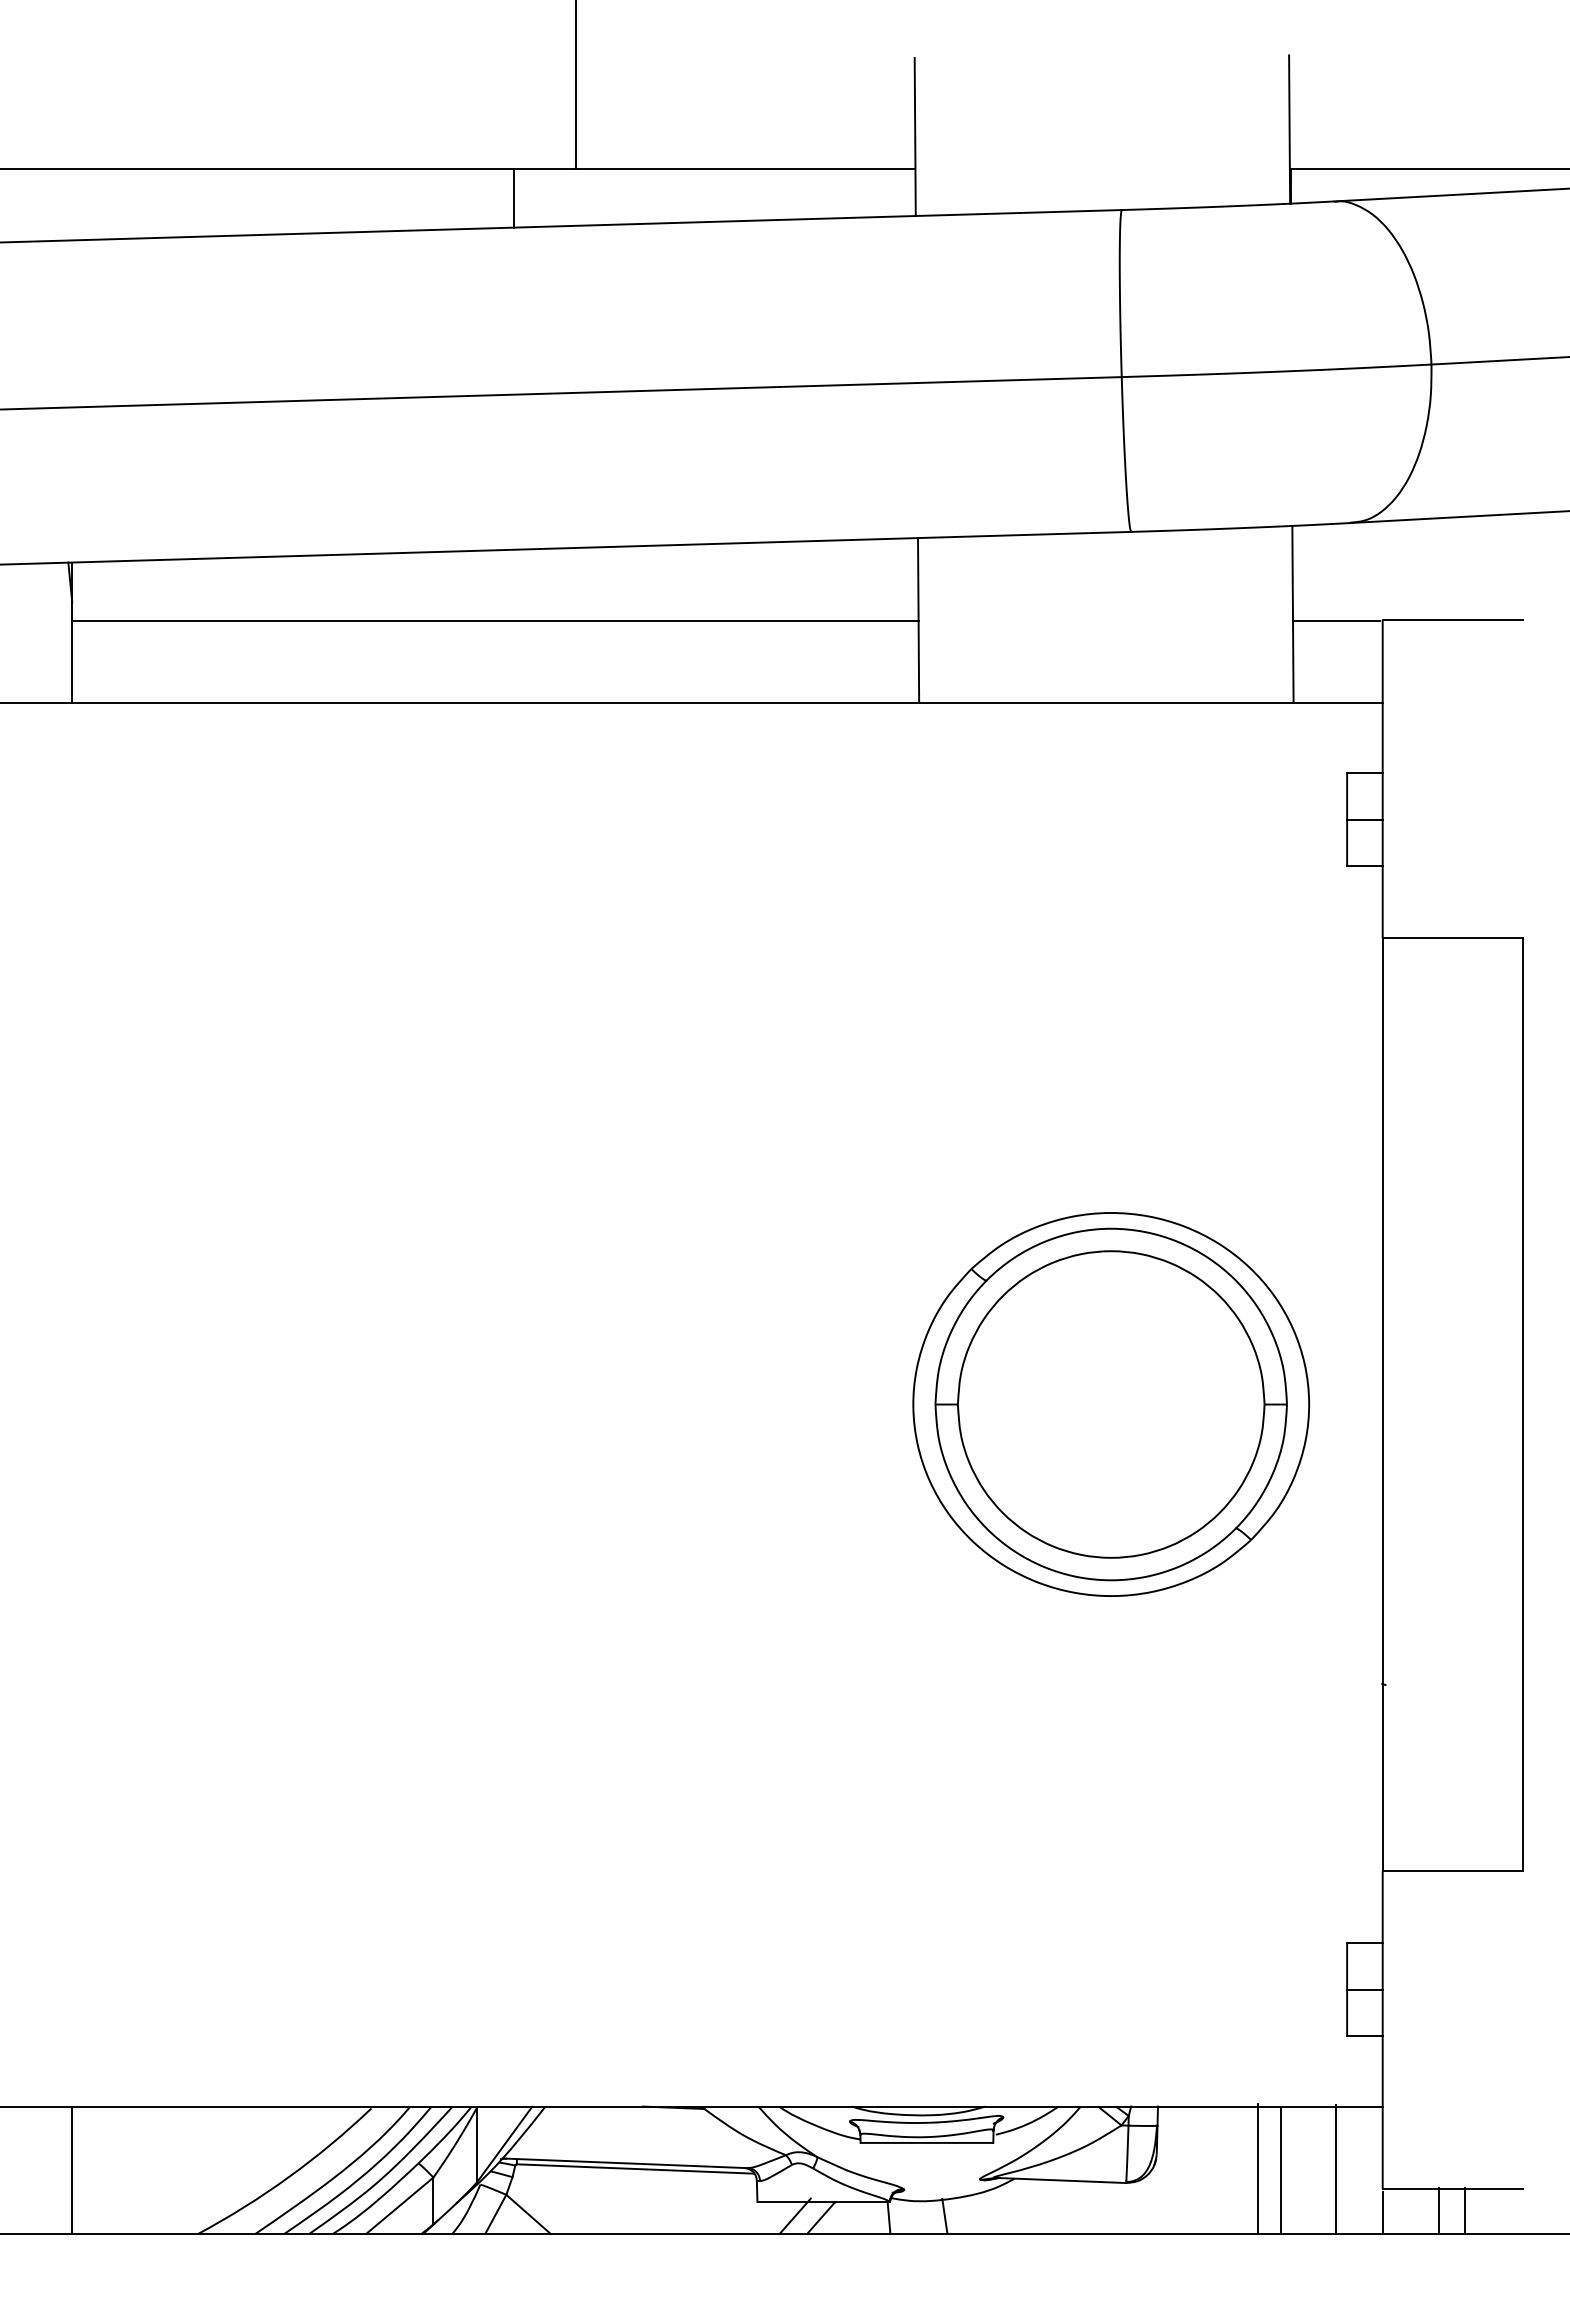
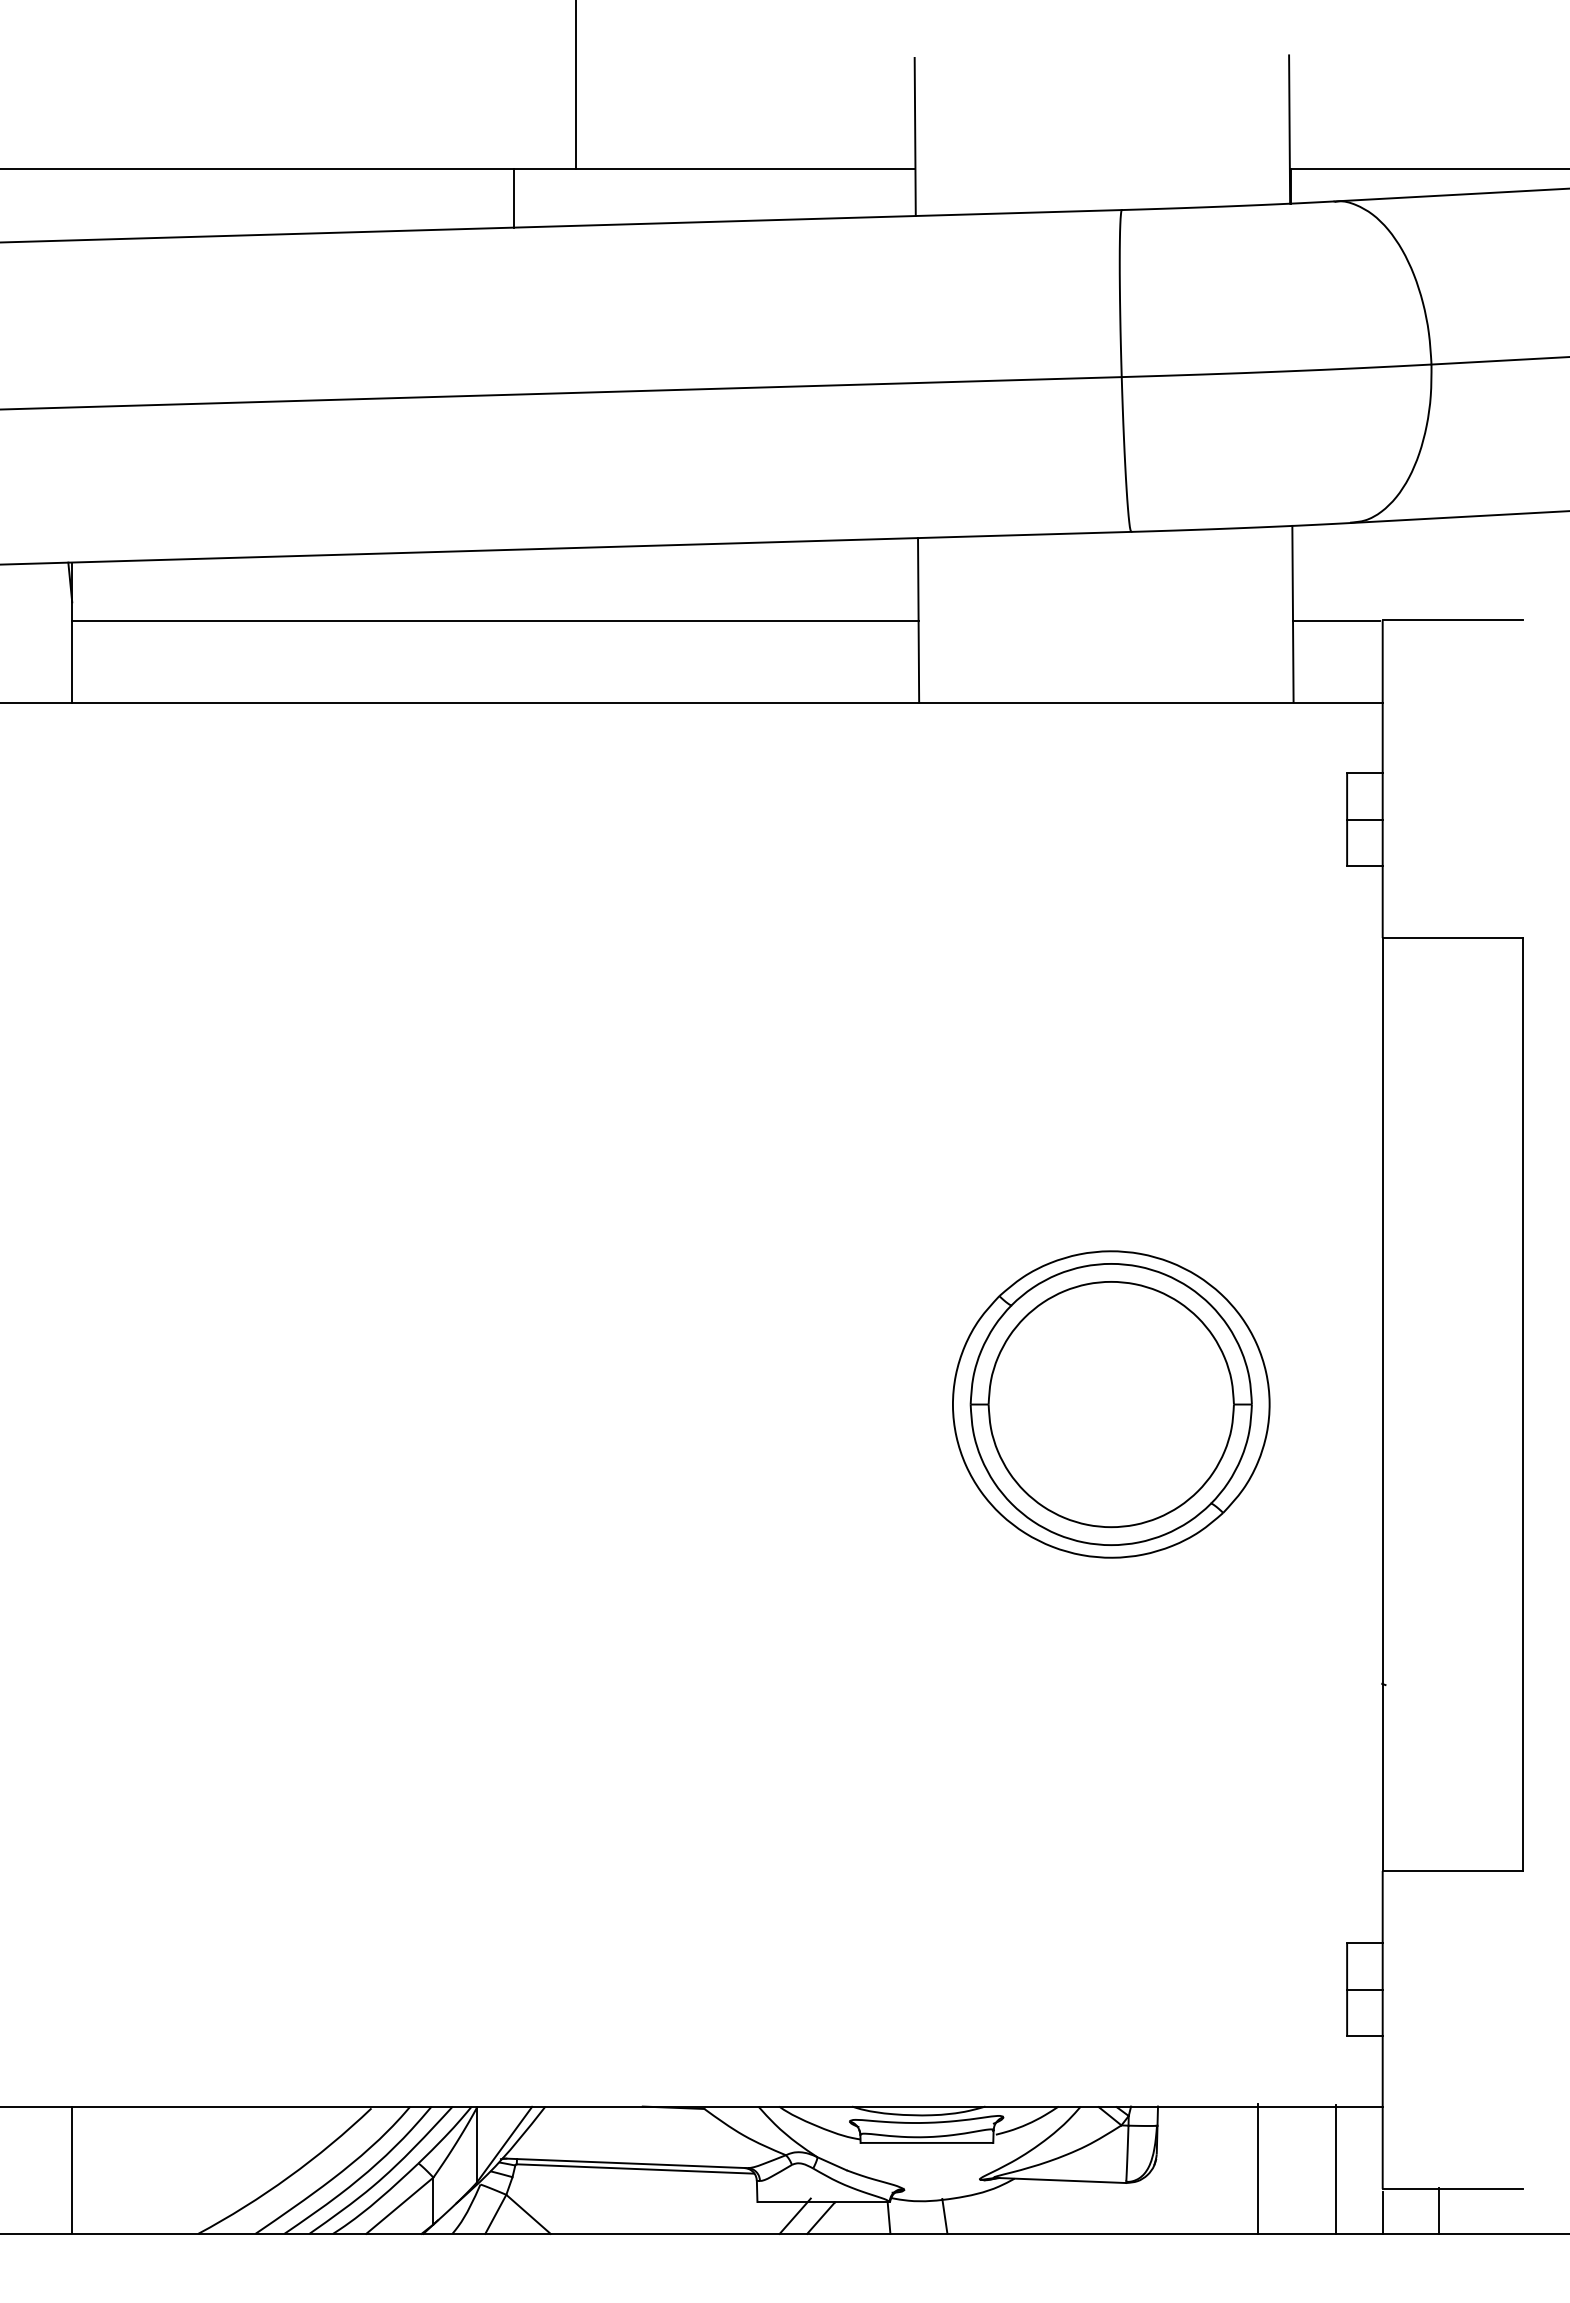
part size: 399x385 px -> 319x309 px (1111, 1404)
line: present -> none (1281, 2169)
line: present -> none (1465, 2210)
